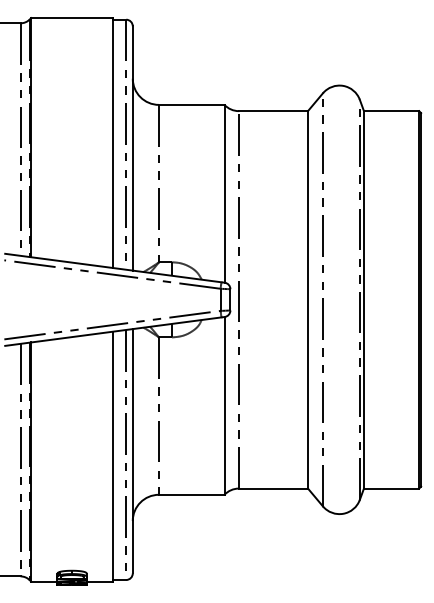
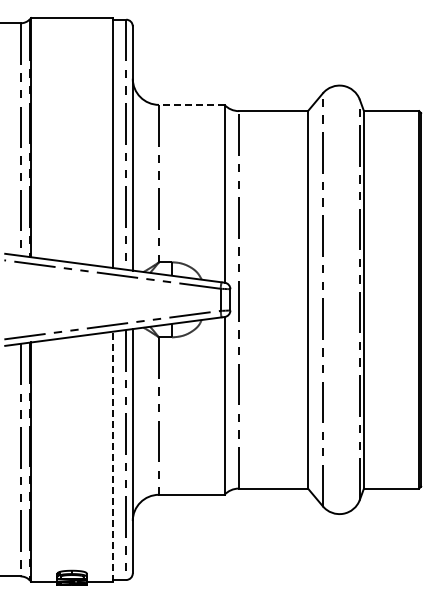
line: solid -> dashed (191, 104)
line: solid -> dashed (113, 456)
